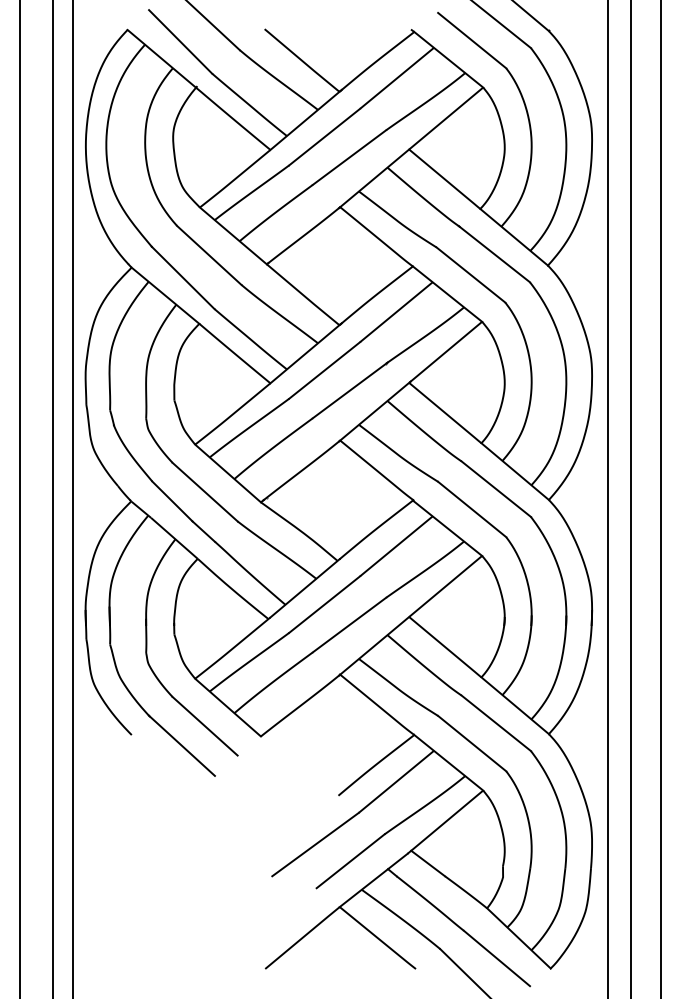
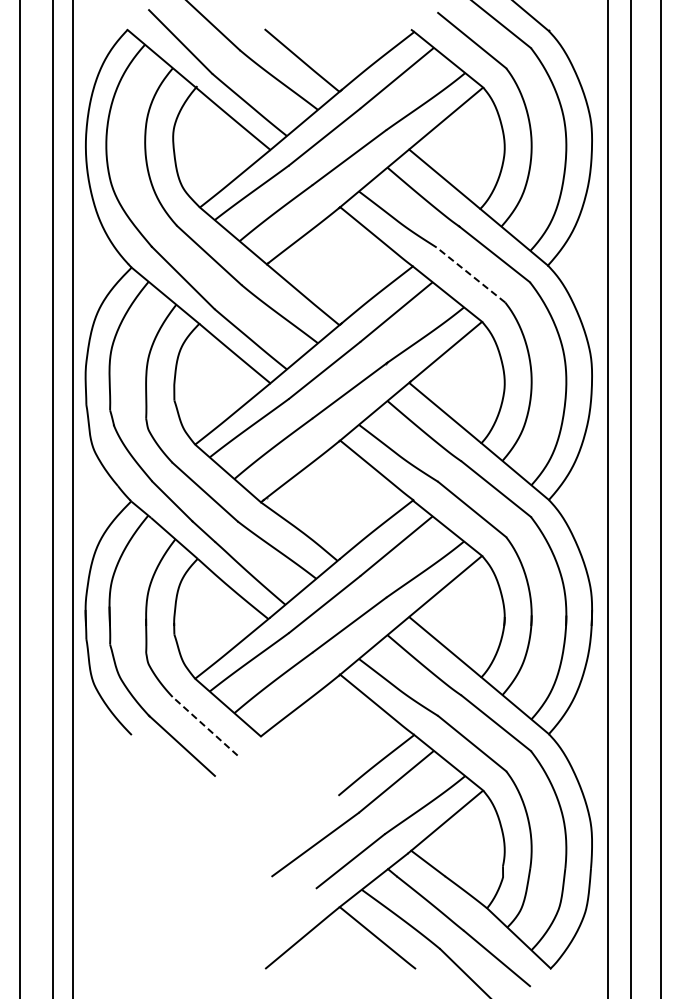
line: solid -> dashed (470, 275)
line: solid -> dashed (205, 726)
